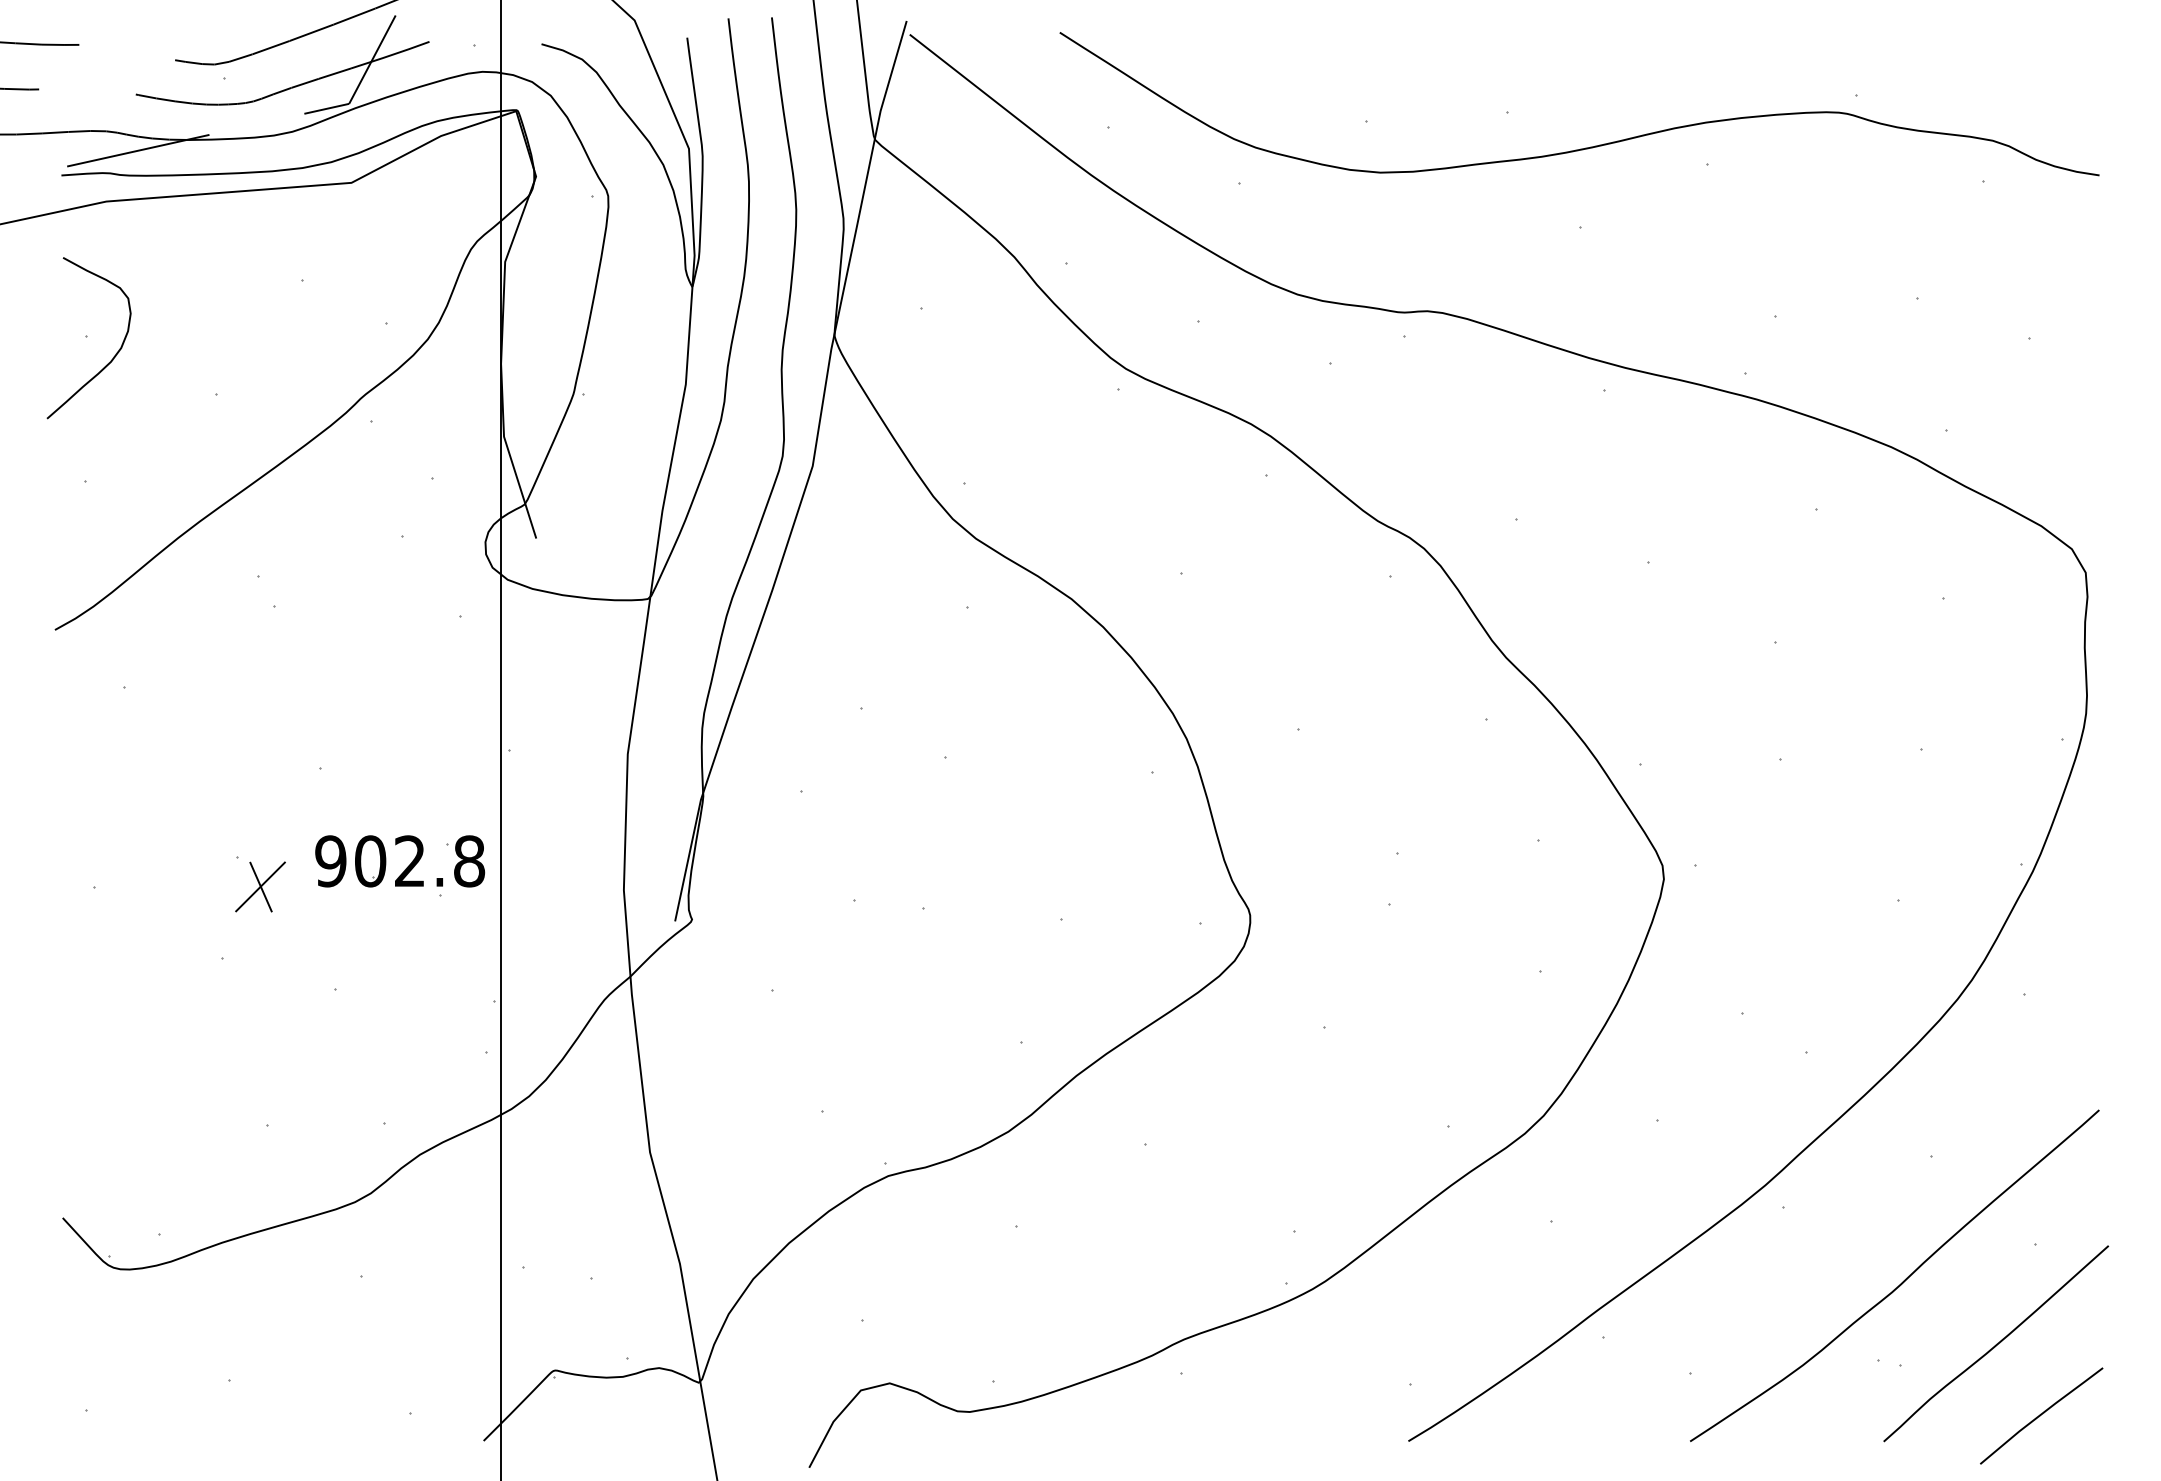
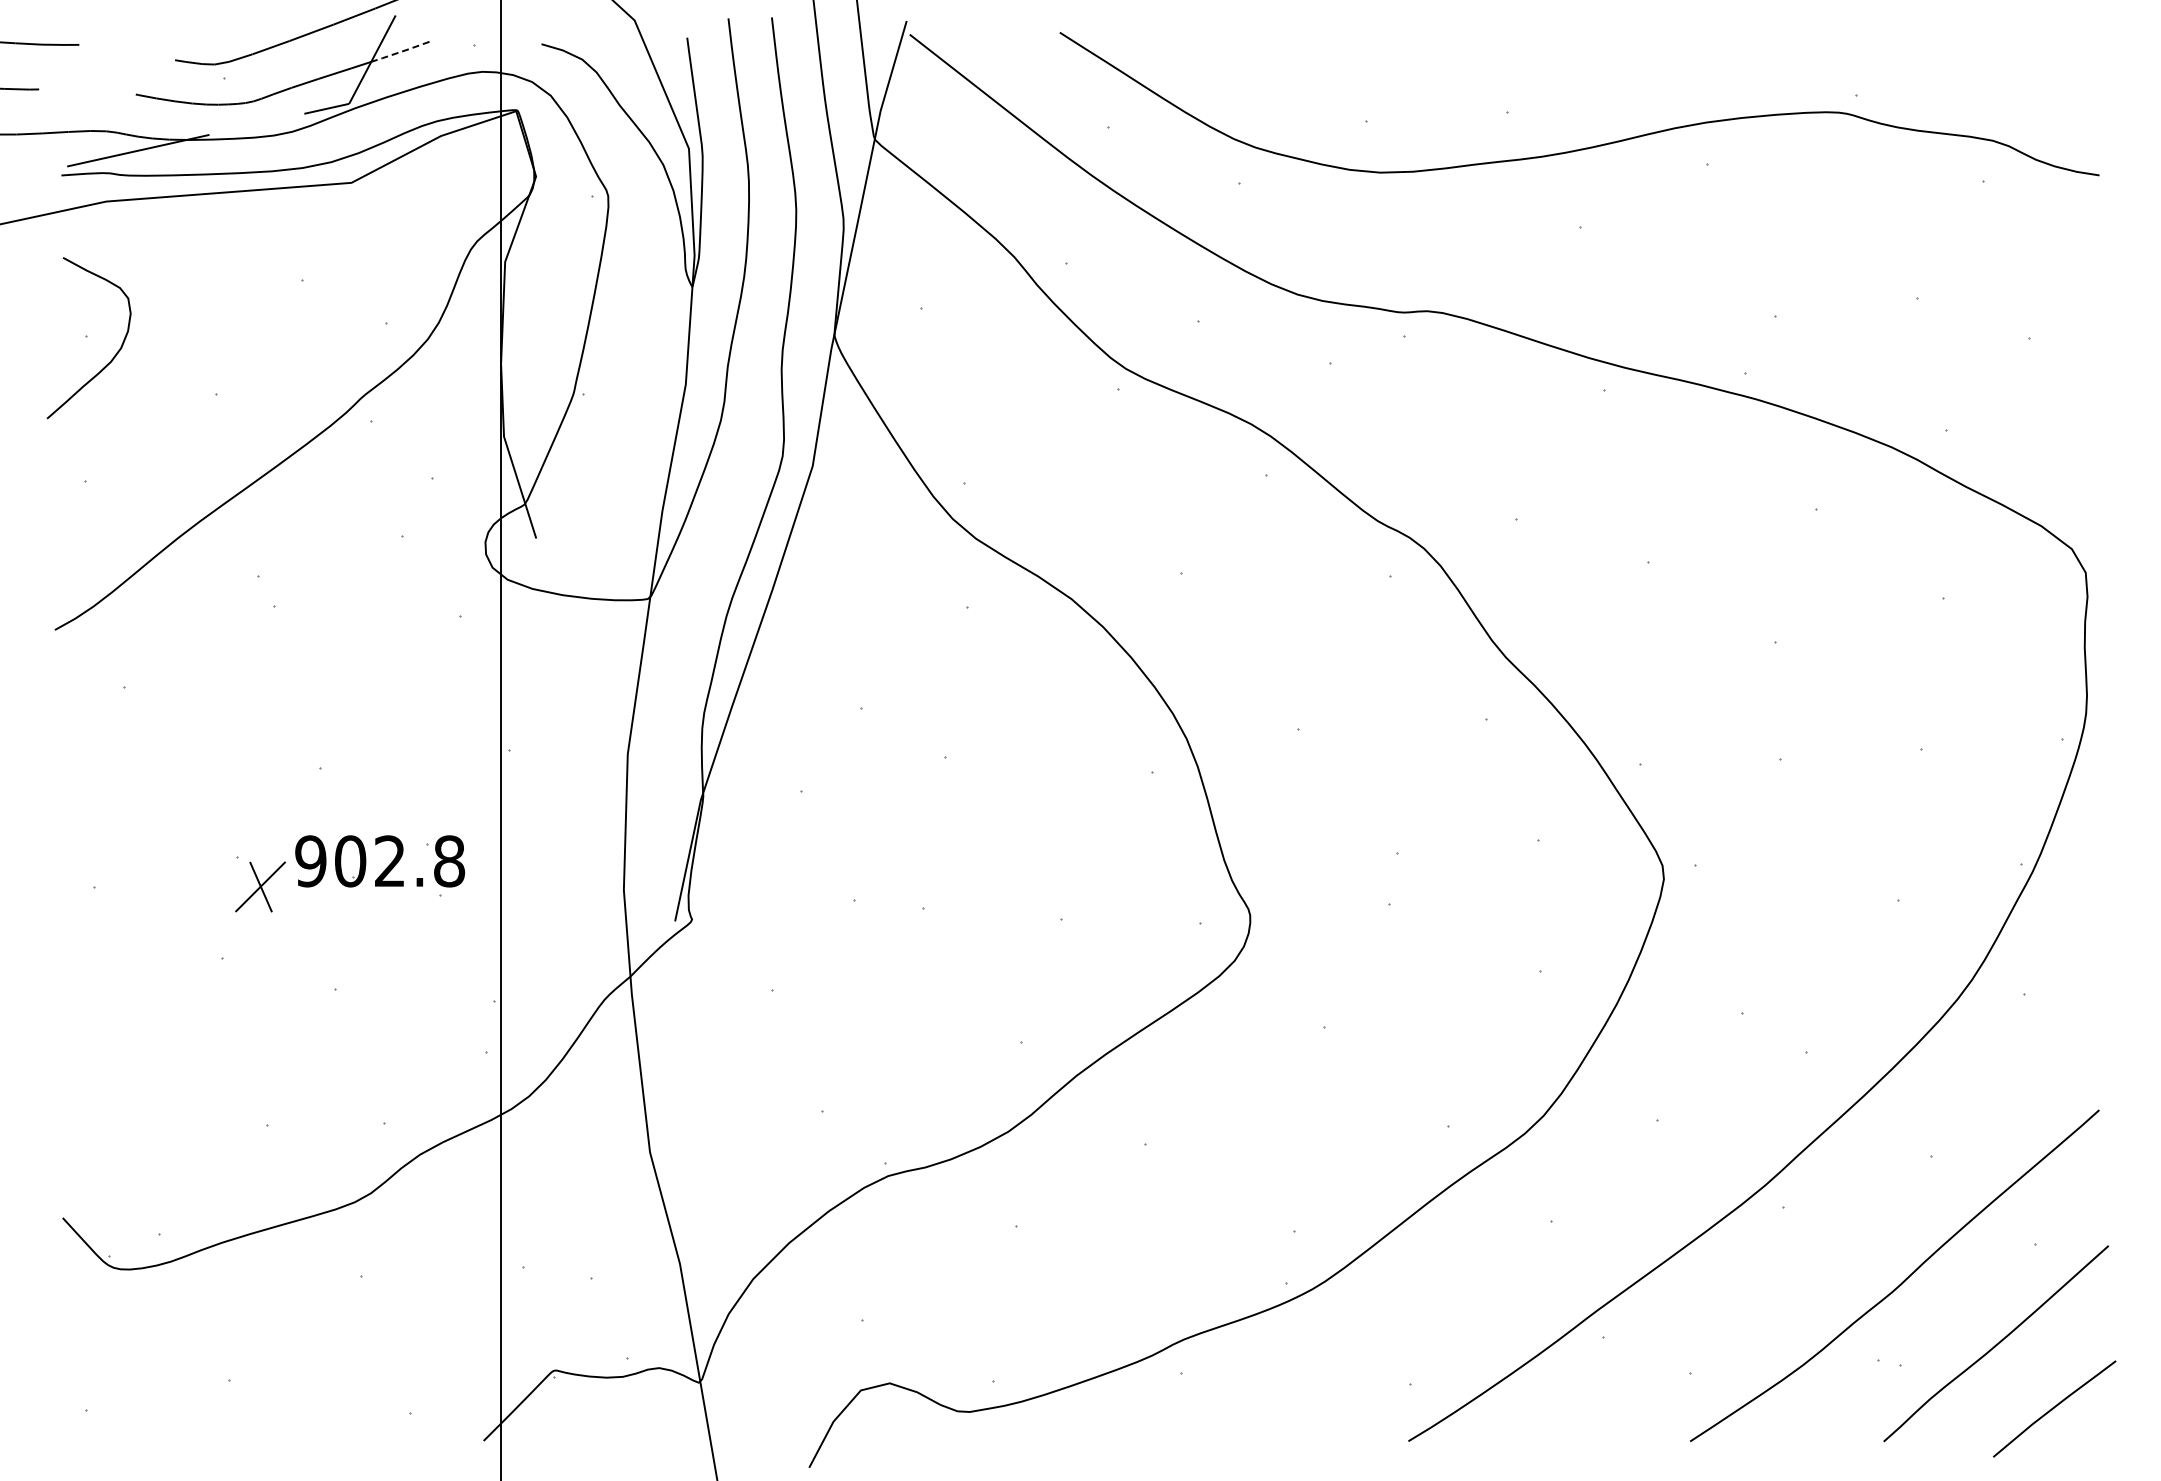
line: solid -> dashed (400, 52)
part position: (406, 867) -> (386, 867) (386, 867)
line position: (2041, 1415) -> (2054, 1408) (2054, 1408)
